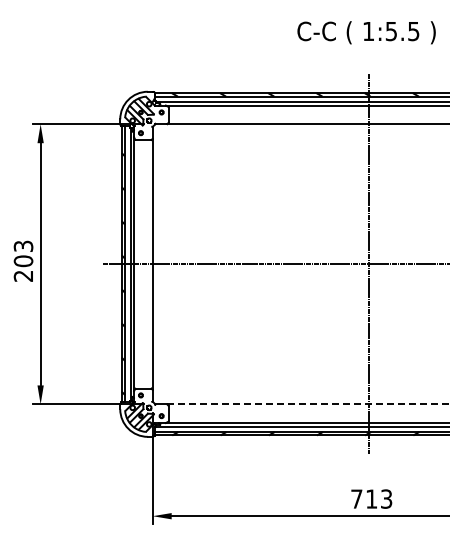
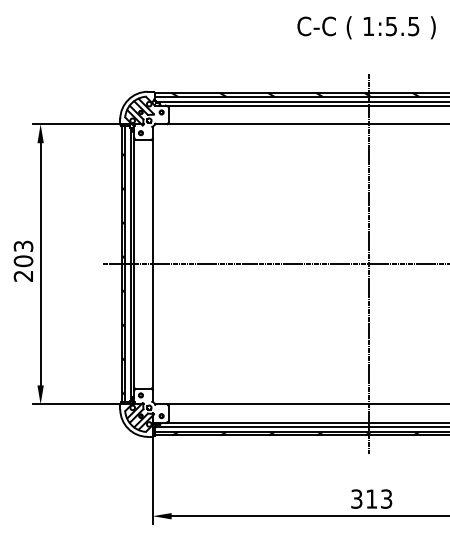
text position: (366, 32) -> (366, 27) (366, 27)
line: dashed -> solid (308, 404)
text: 713 -> 313 (356, 498)
